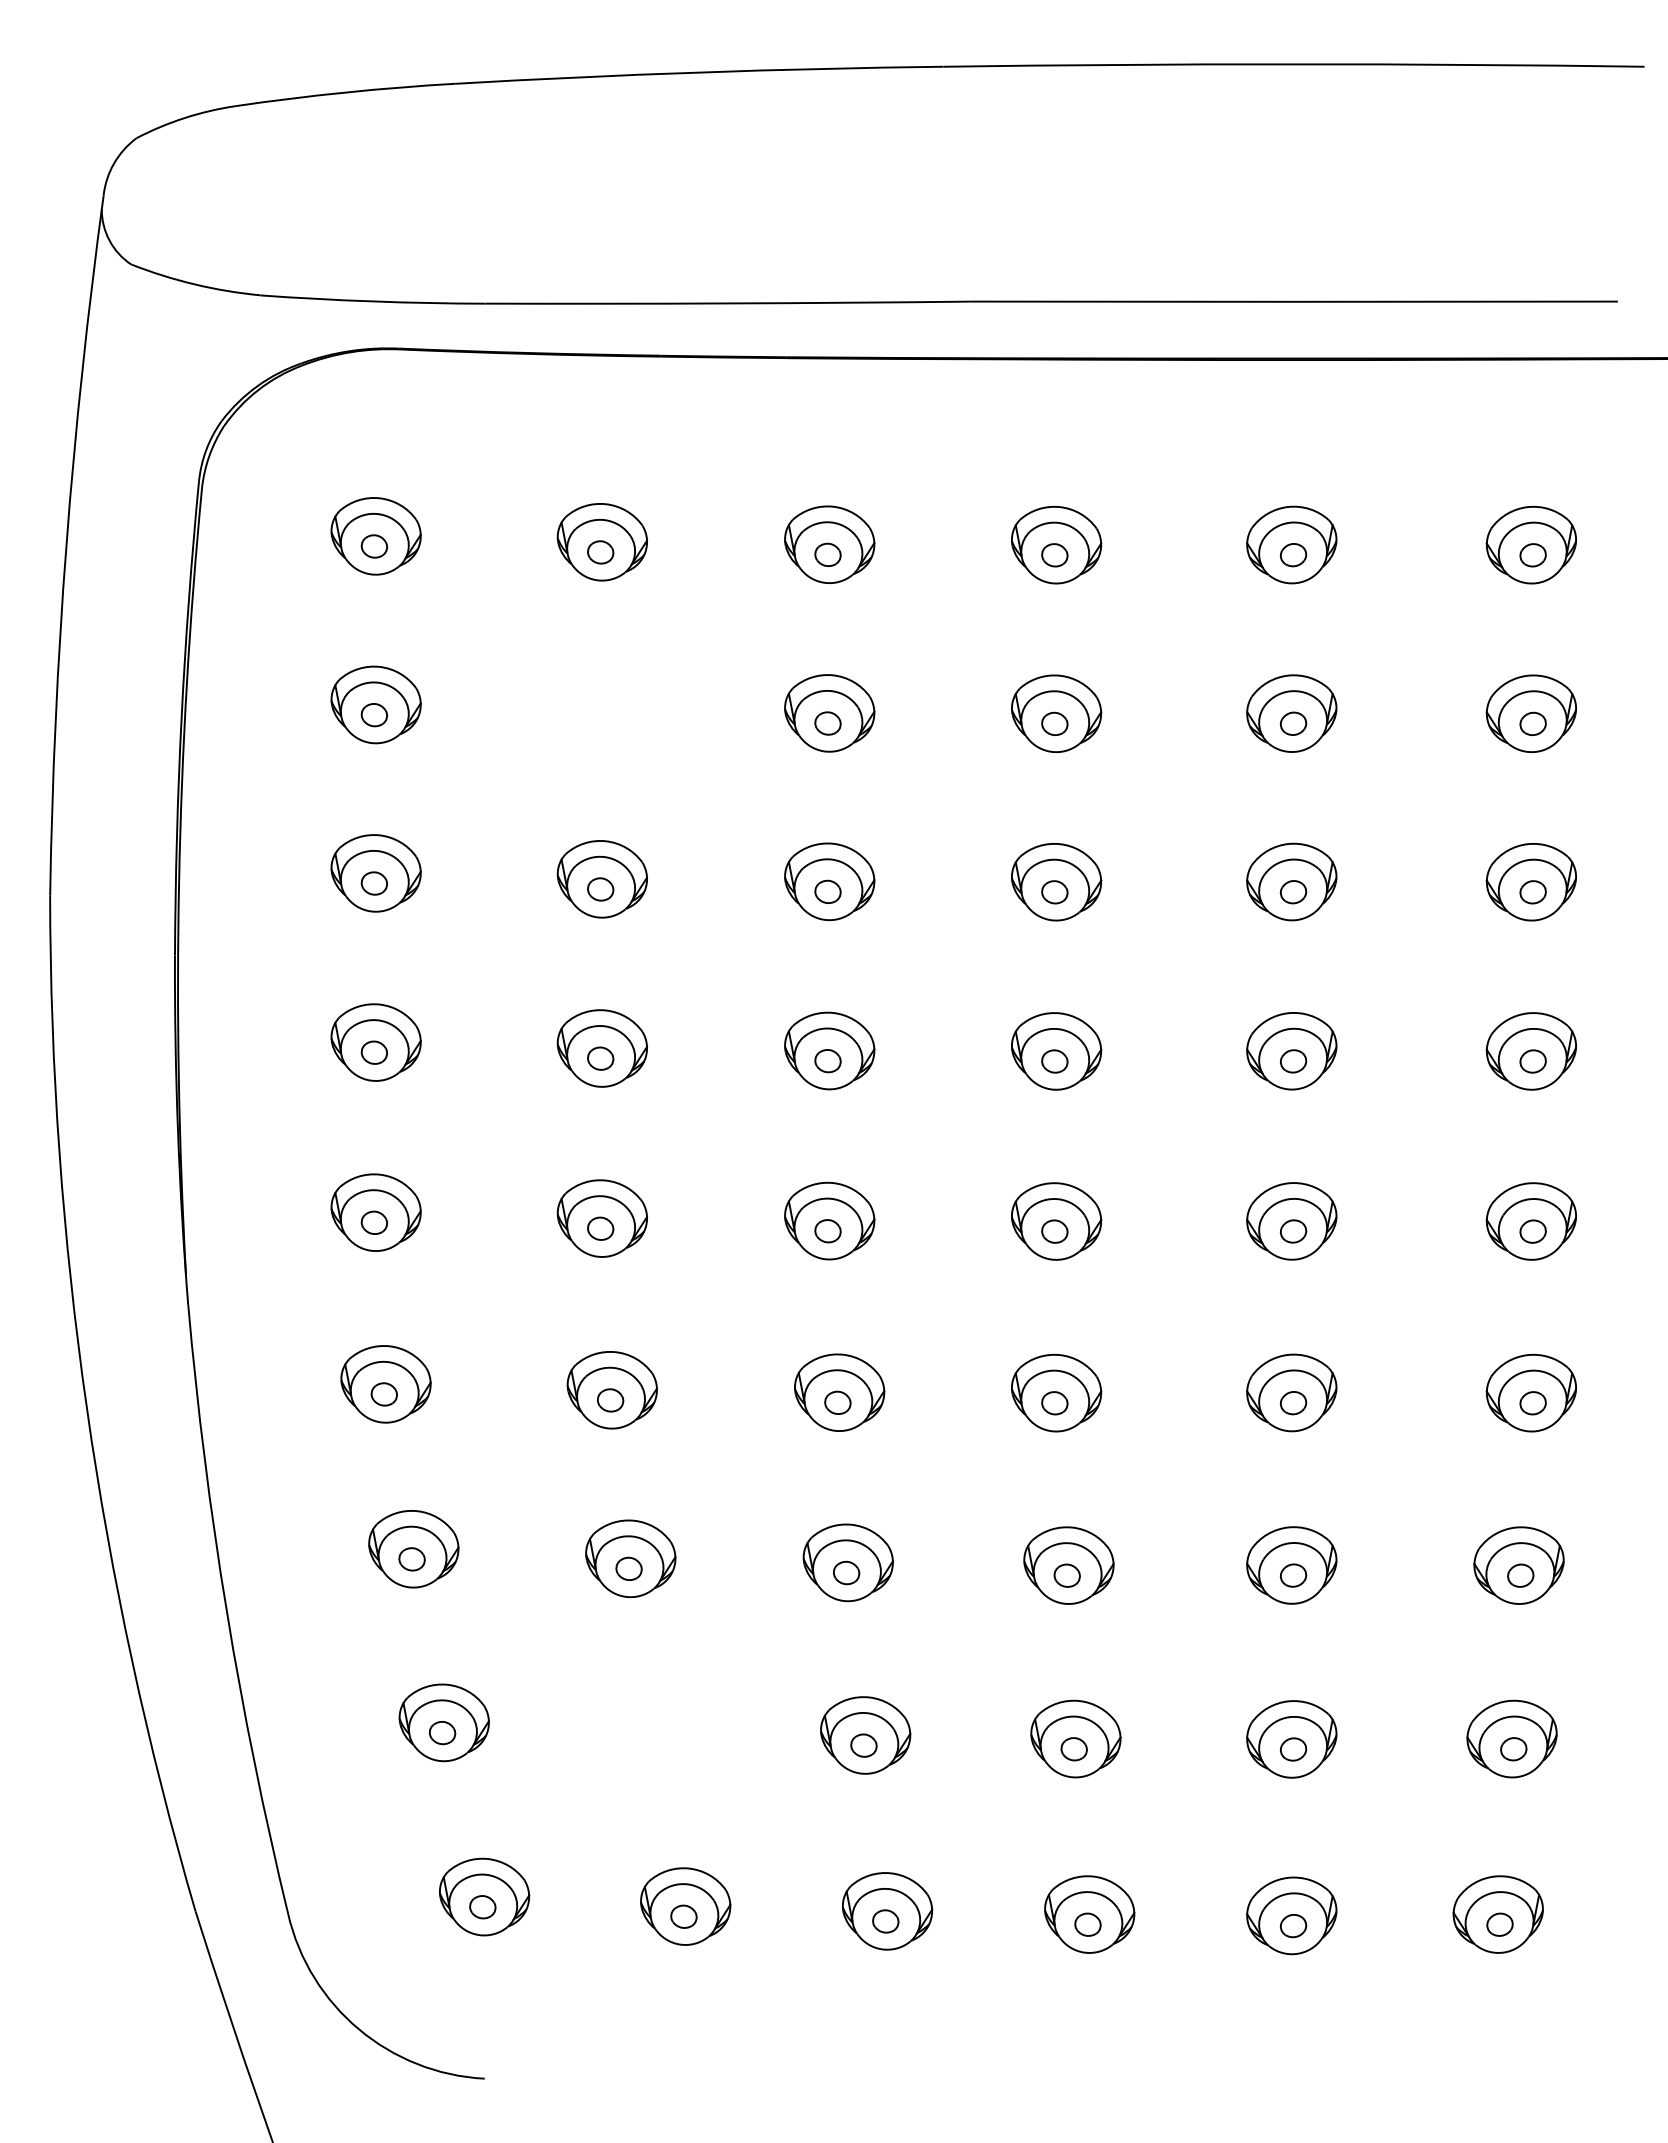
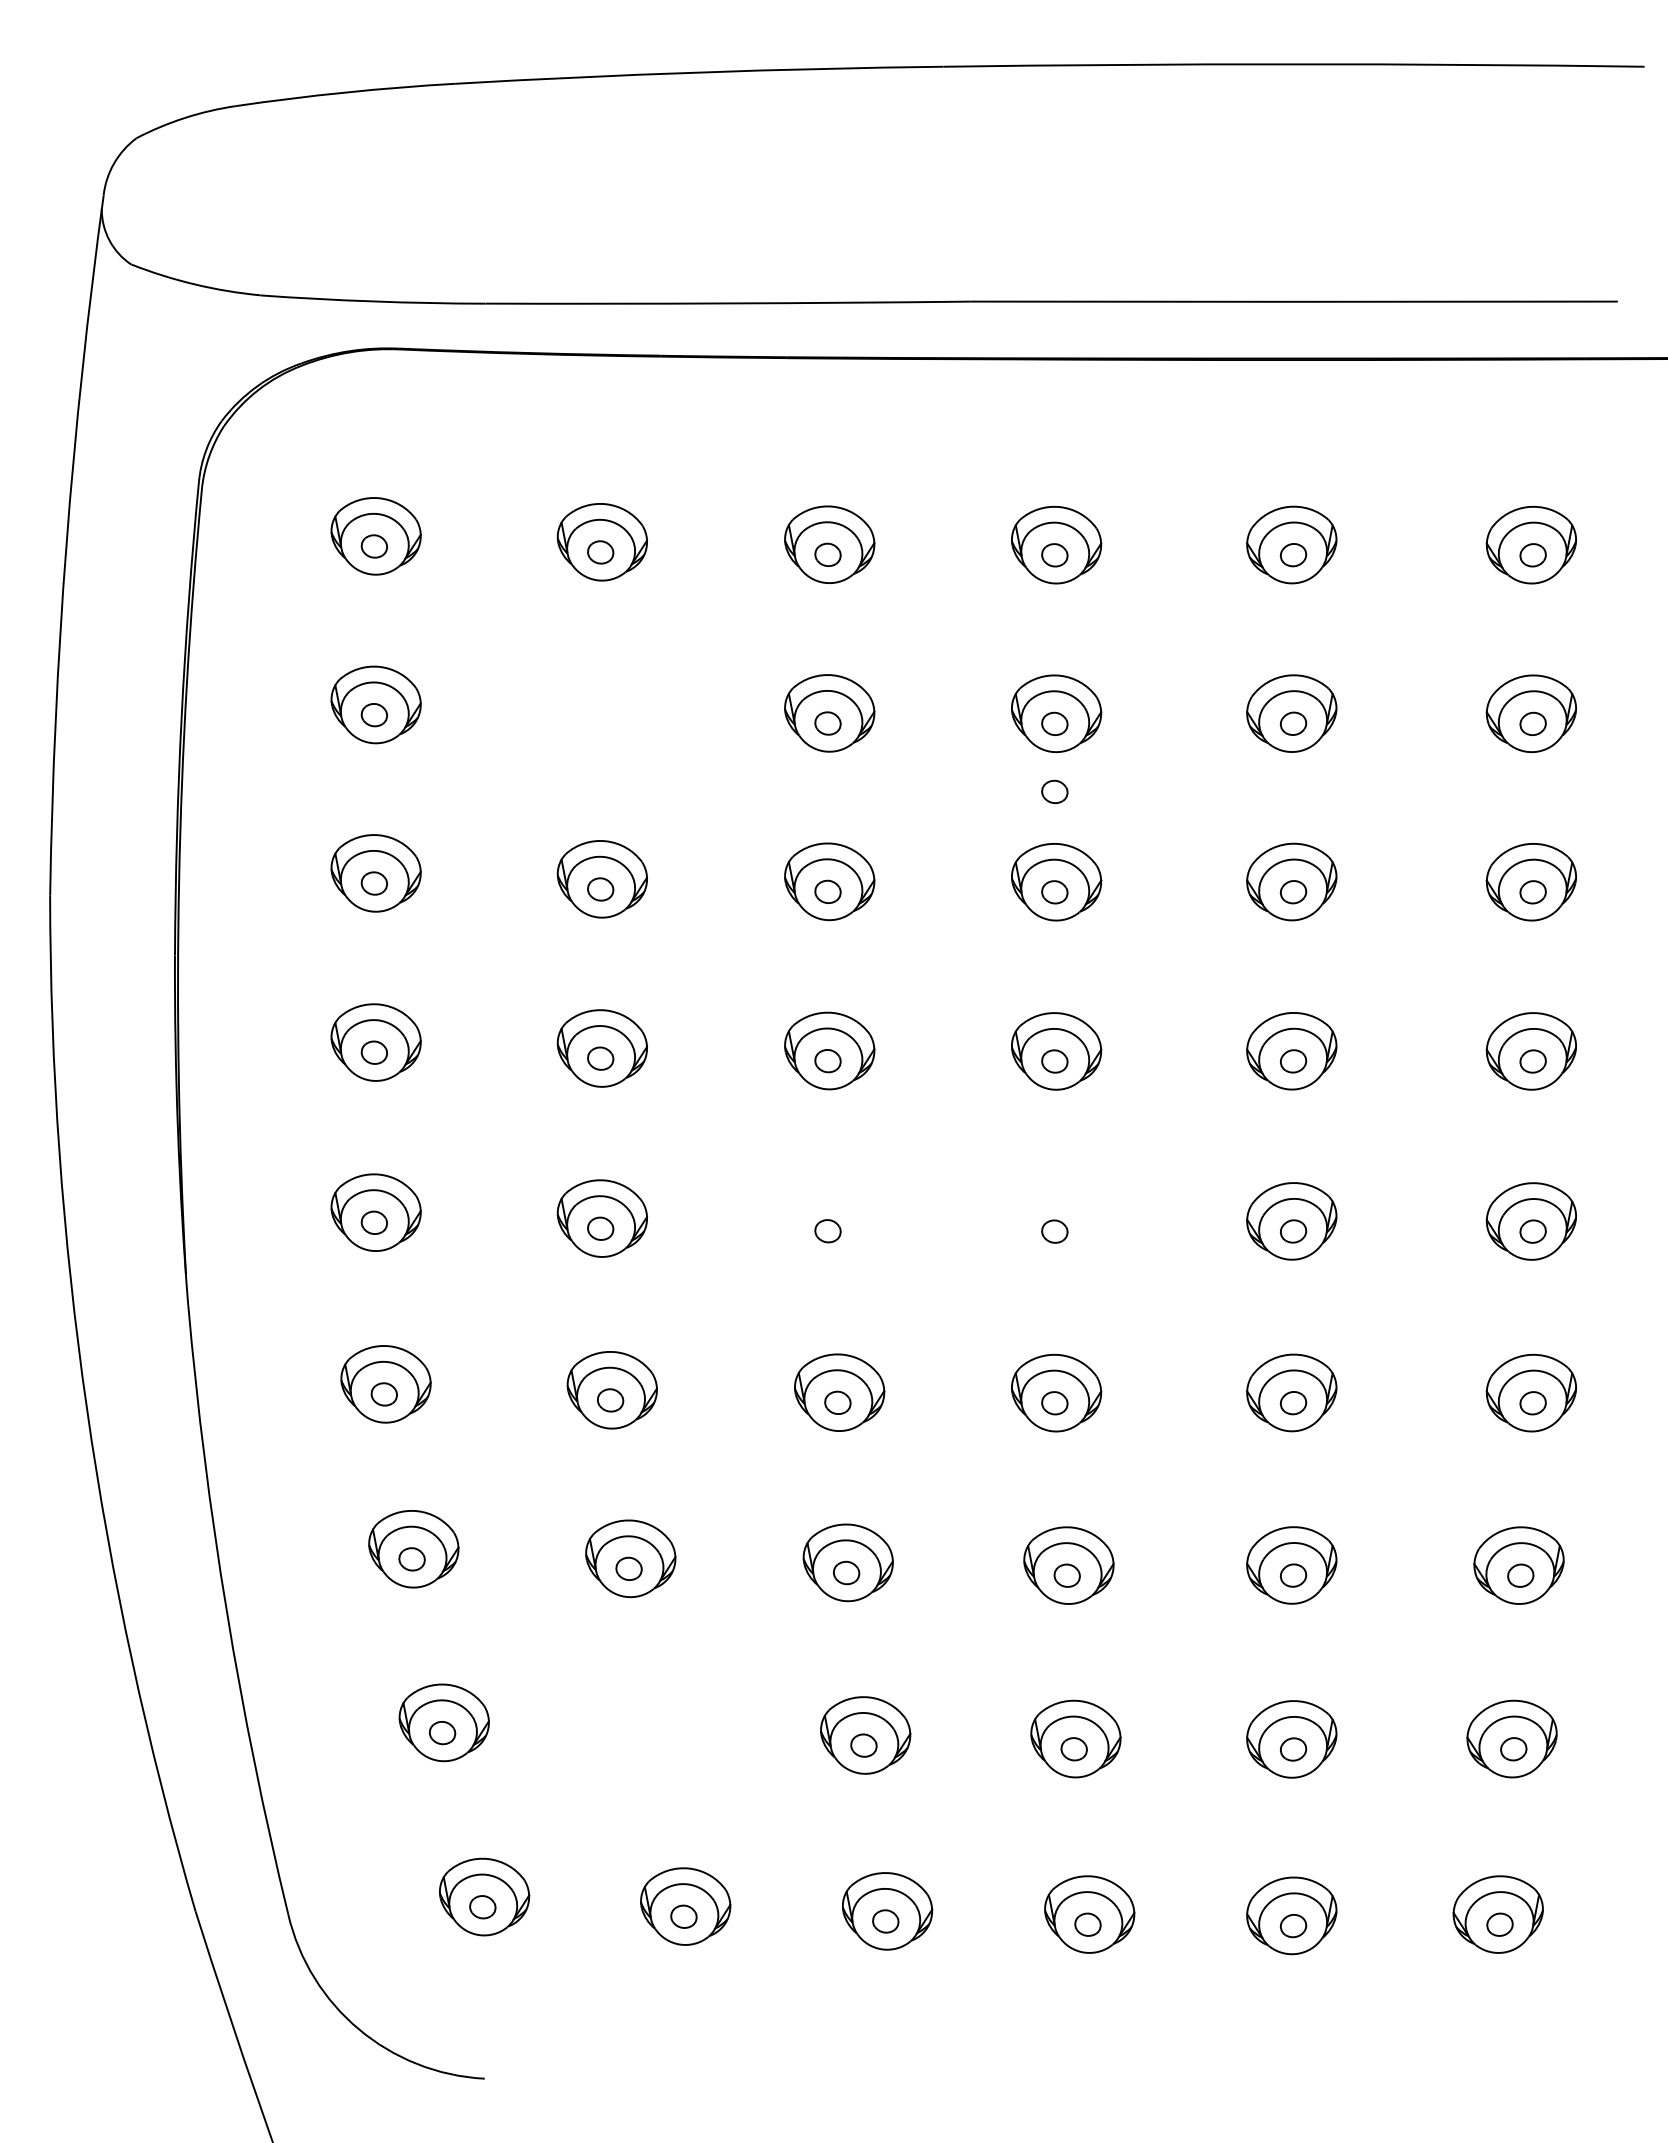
part: none -> present (1054, 791)
part: present -> none (829, 1220)
part: present -> none (1056, 1221)
